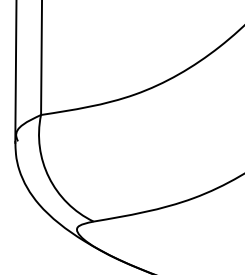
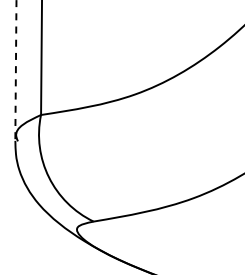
line: solid -> dashed (15, 71)
